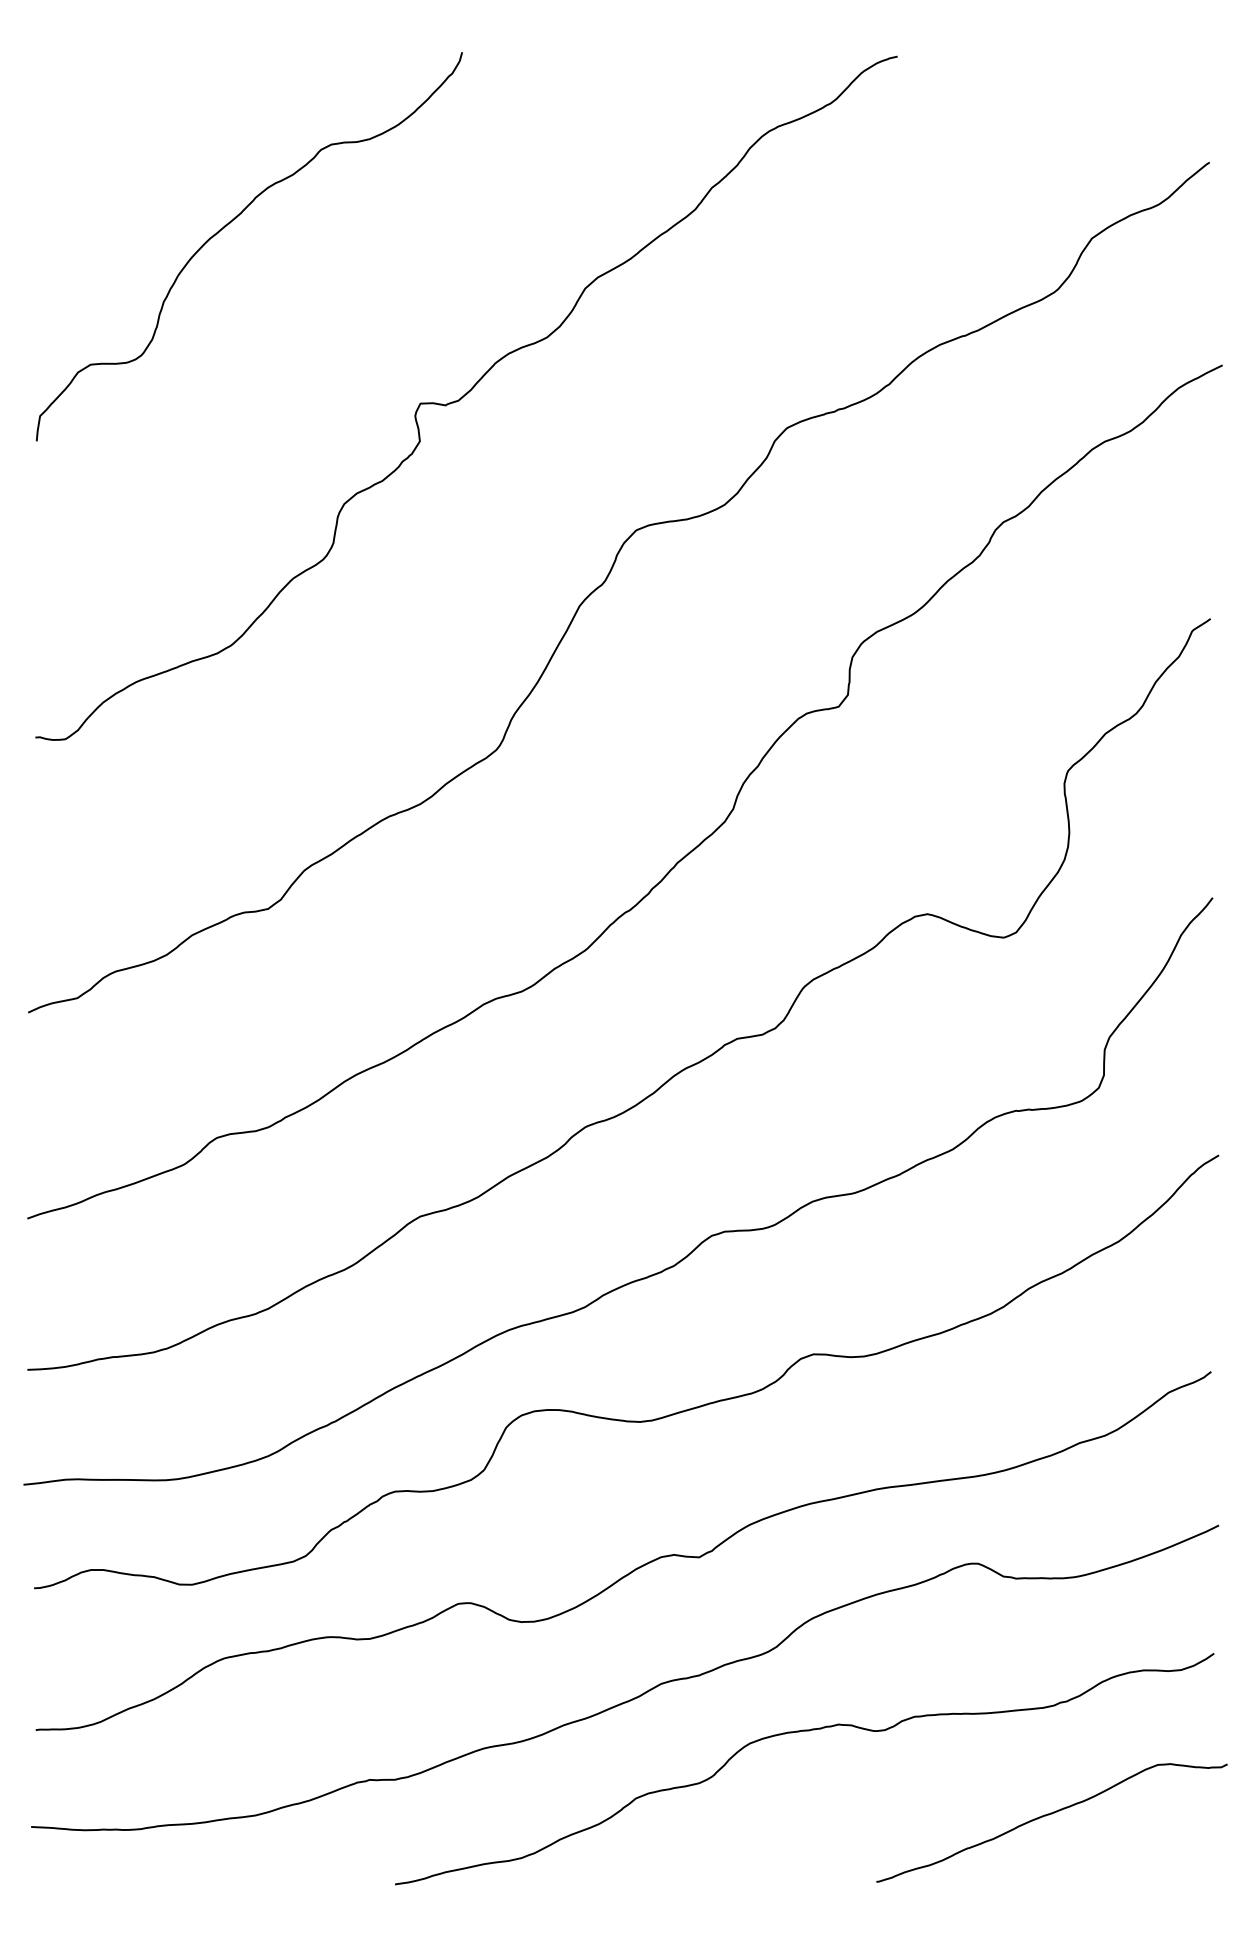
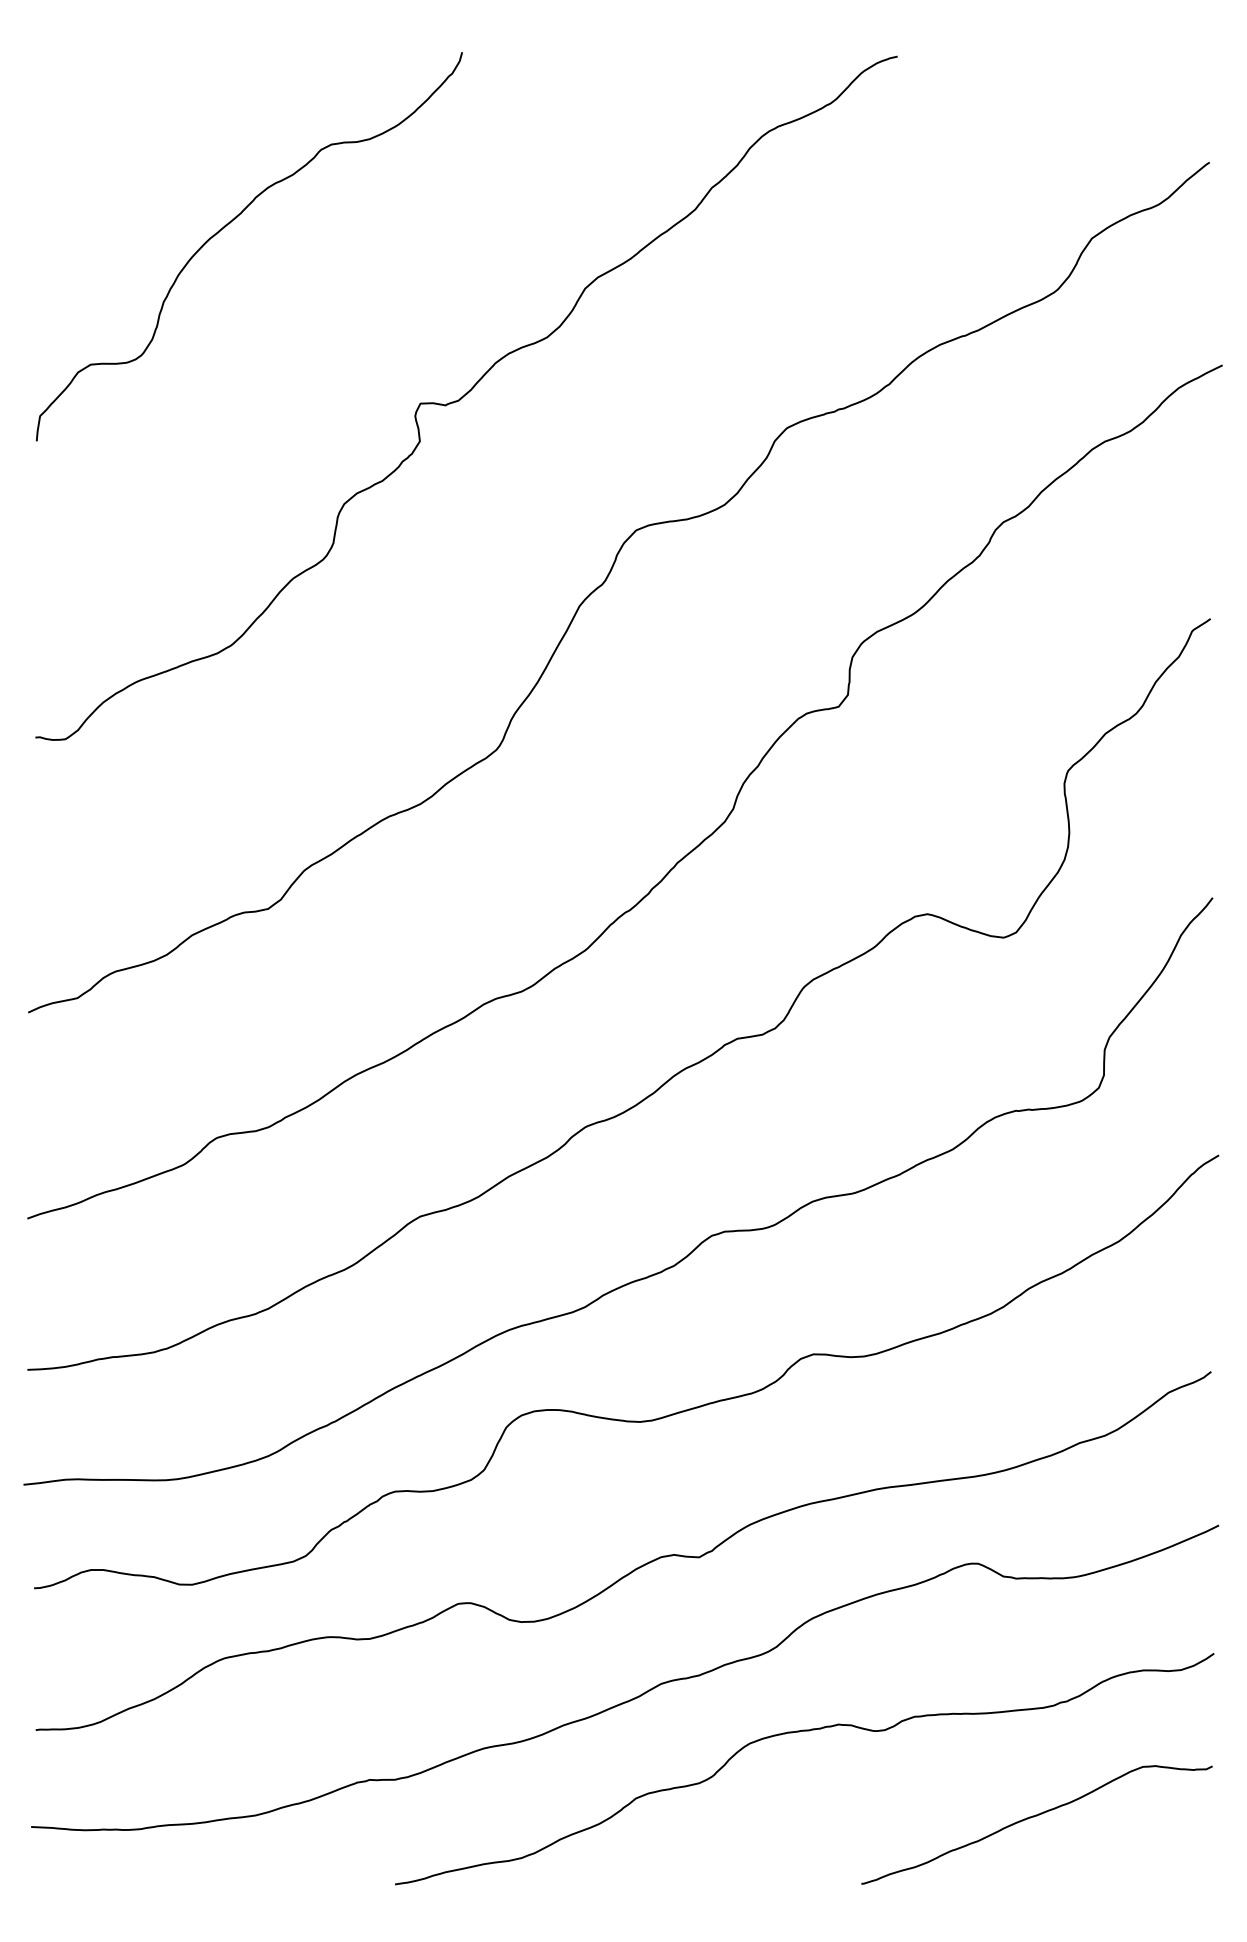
curve position: (1049, 1815) -> (1034, 1817) (1034, 1817)
